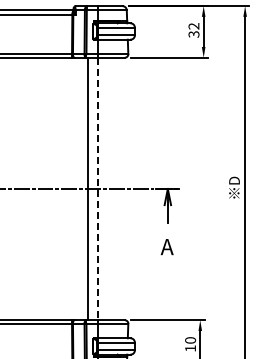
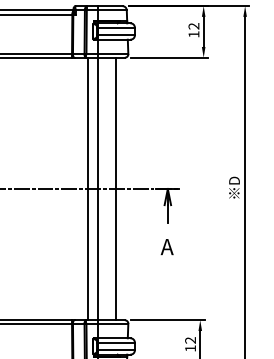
text: 32 -> 12 (193, 34)
line: none -> present (115, 188)
line: dashed -> solid (98, 189)
text: 10 -> 12 (190, 340)
